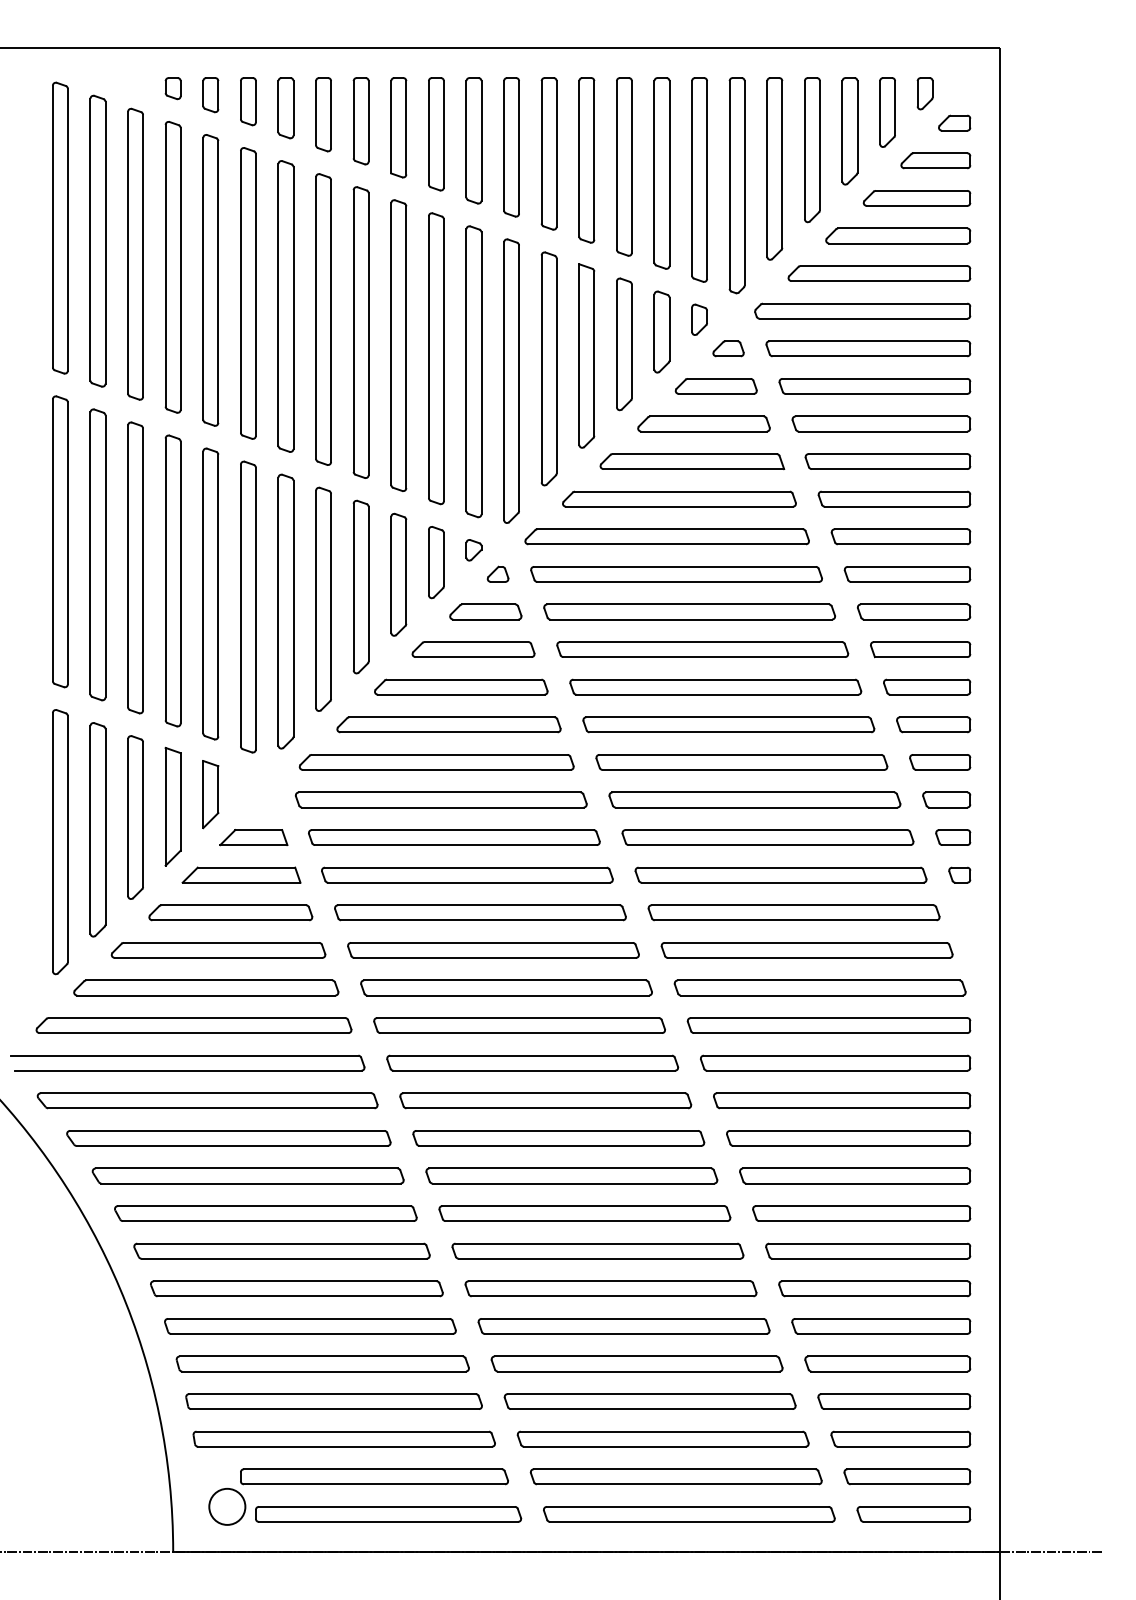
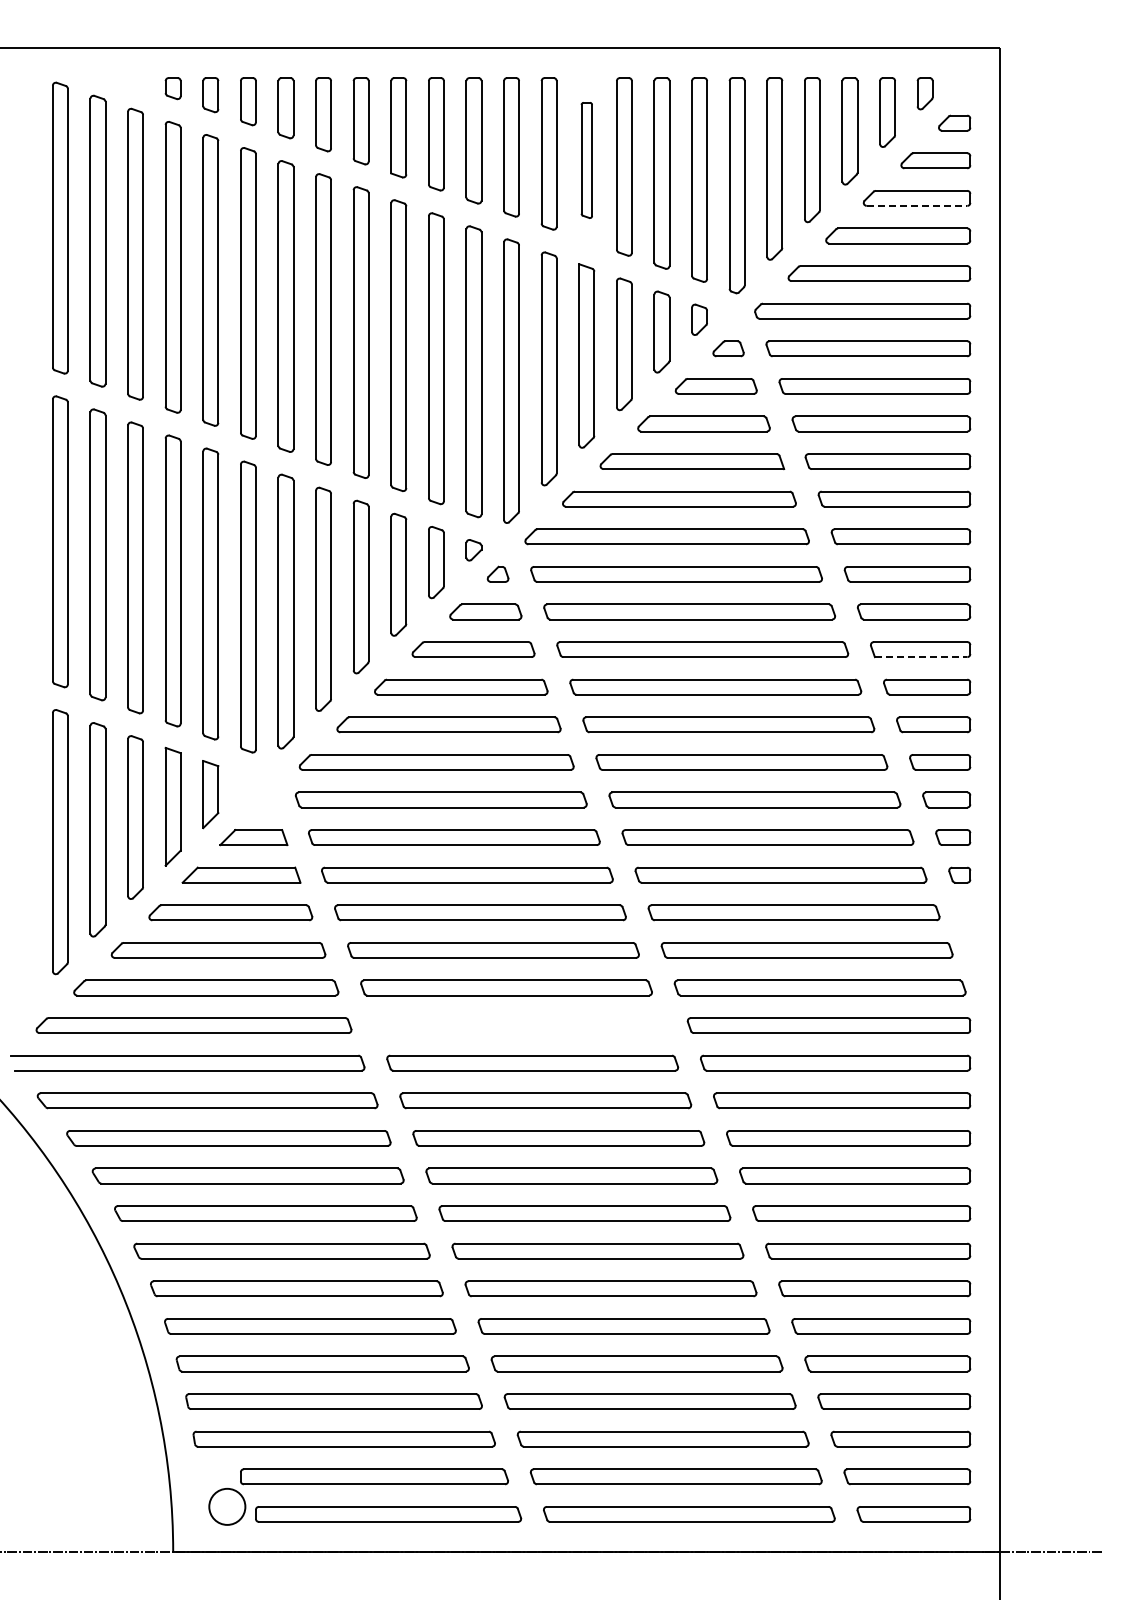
part size: 18x167 px -> 13x117 px (586, 160)
line: solid -> dashed (917, 205)
line: solid -> dashed (921, 657)
part: present -> none (519, 1025)
